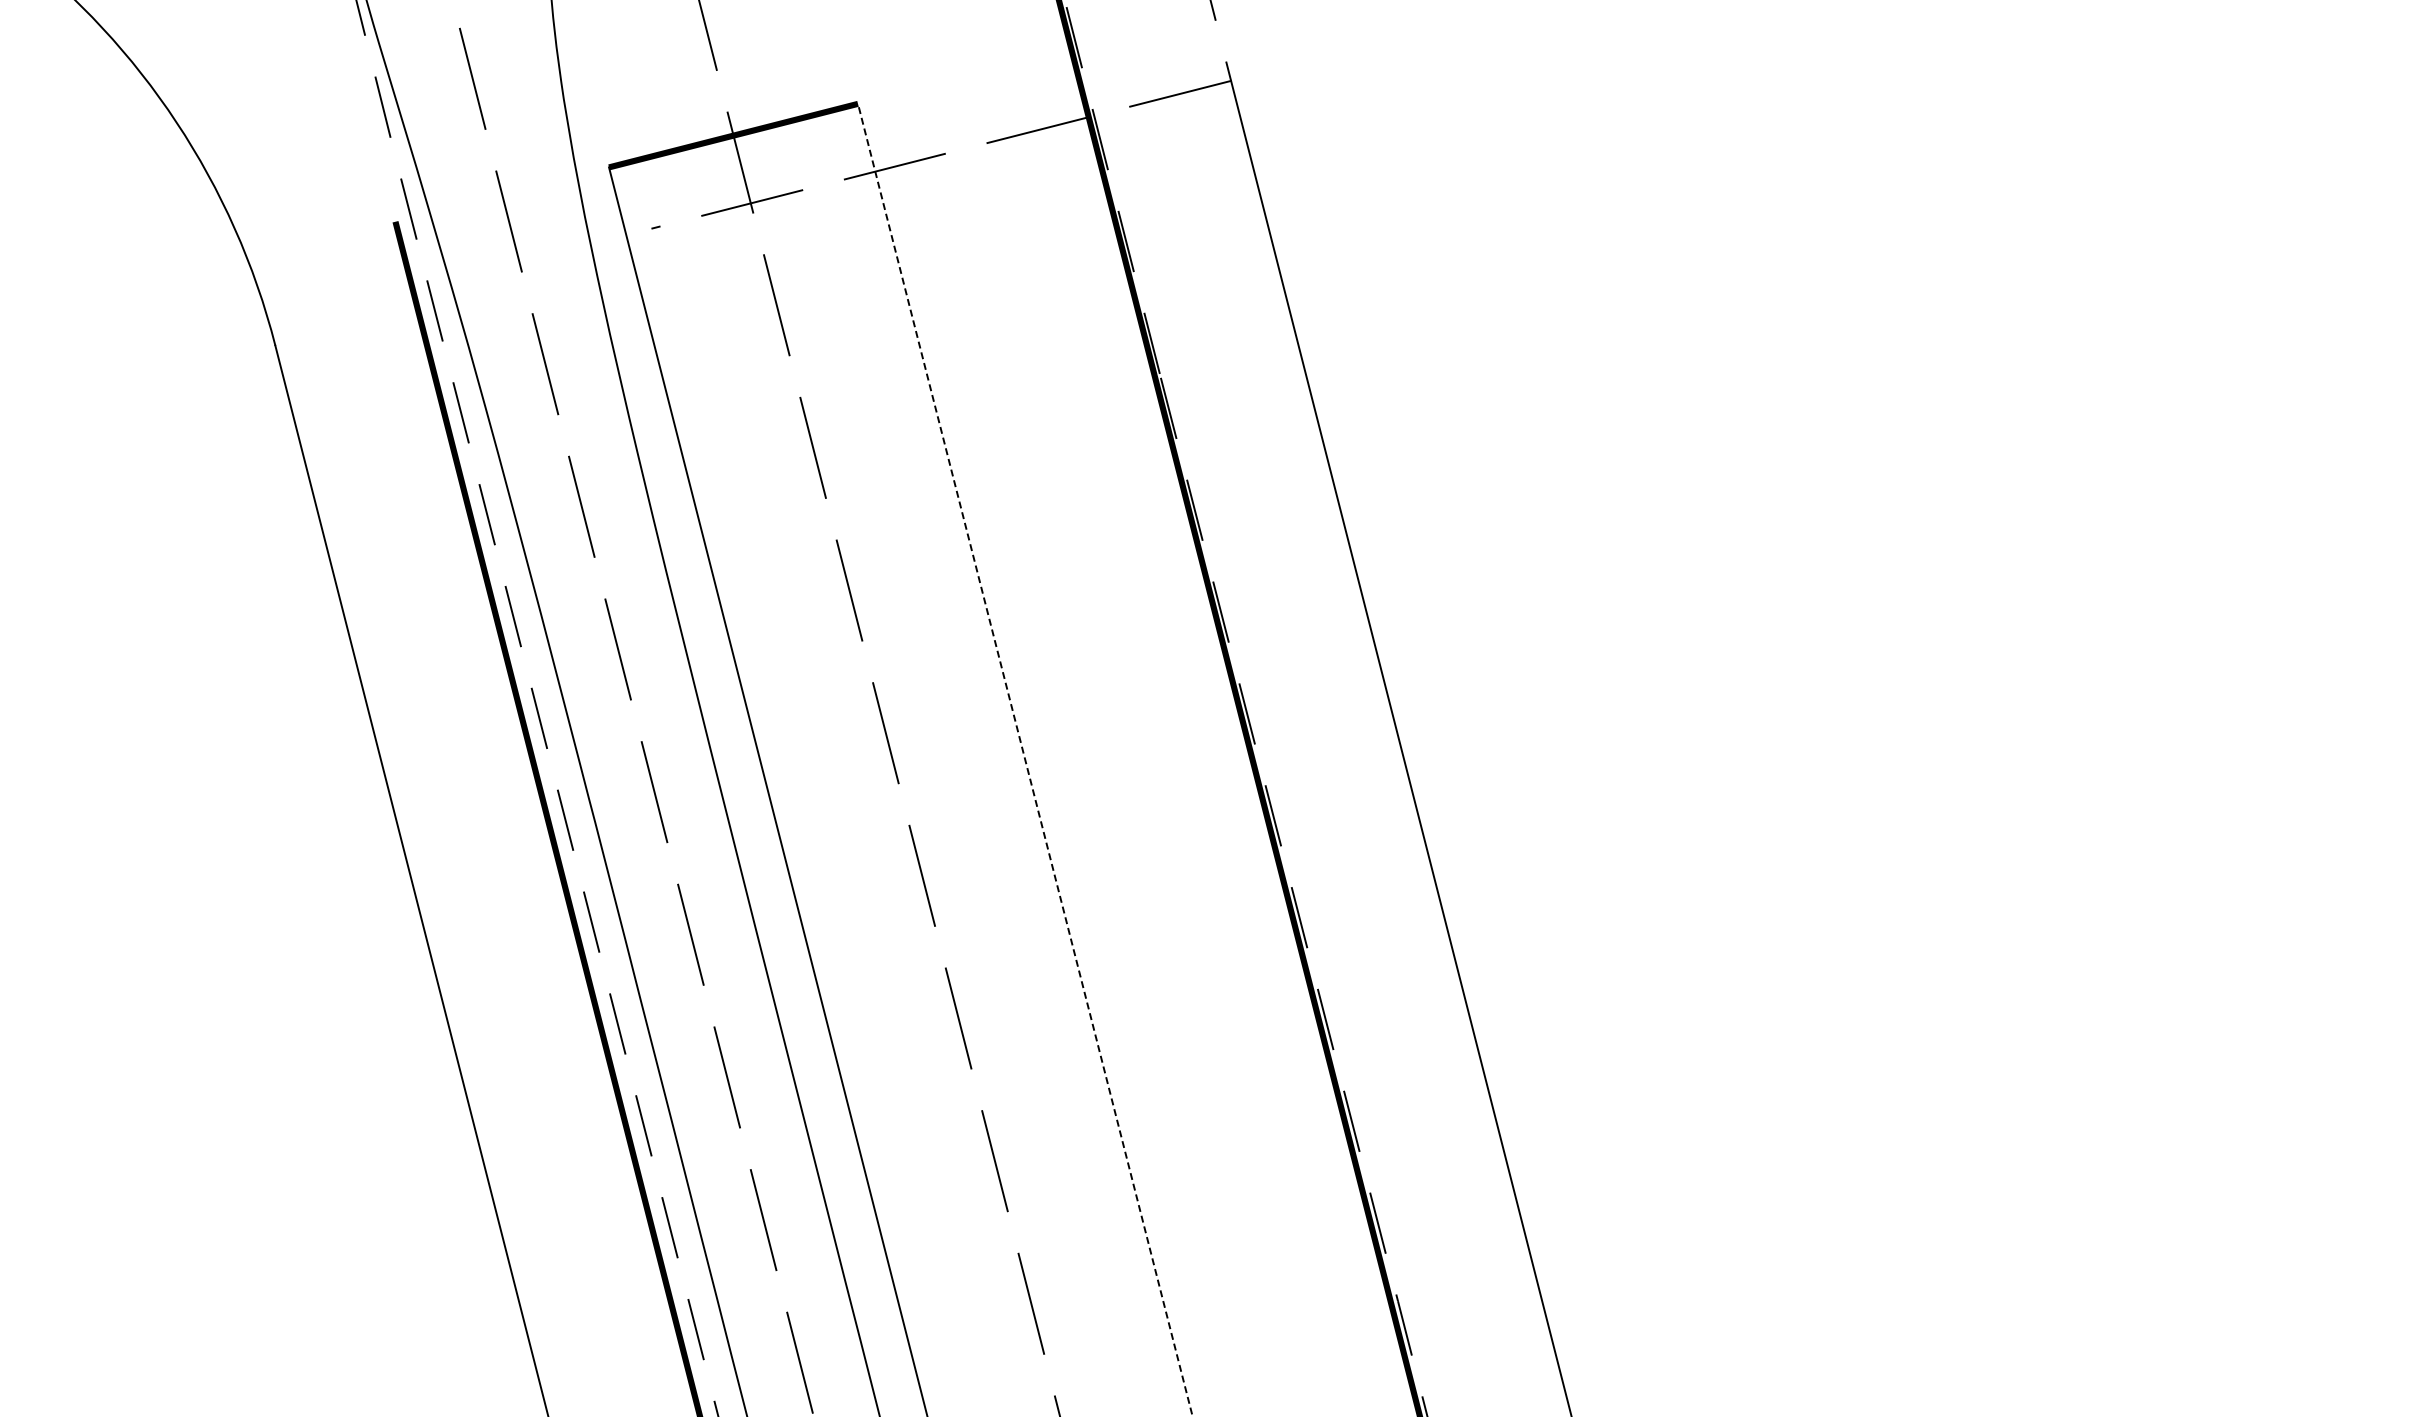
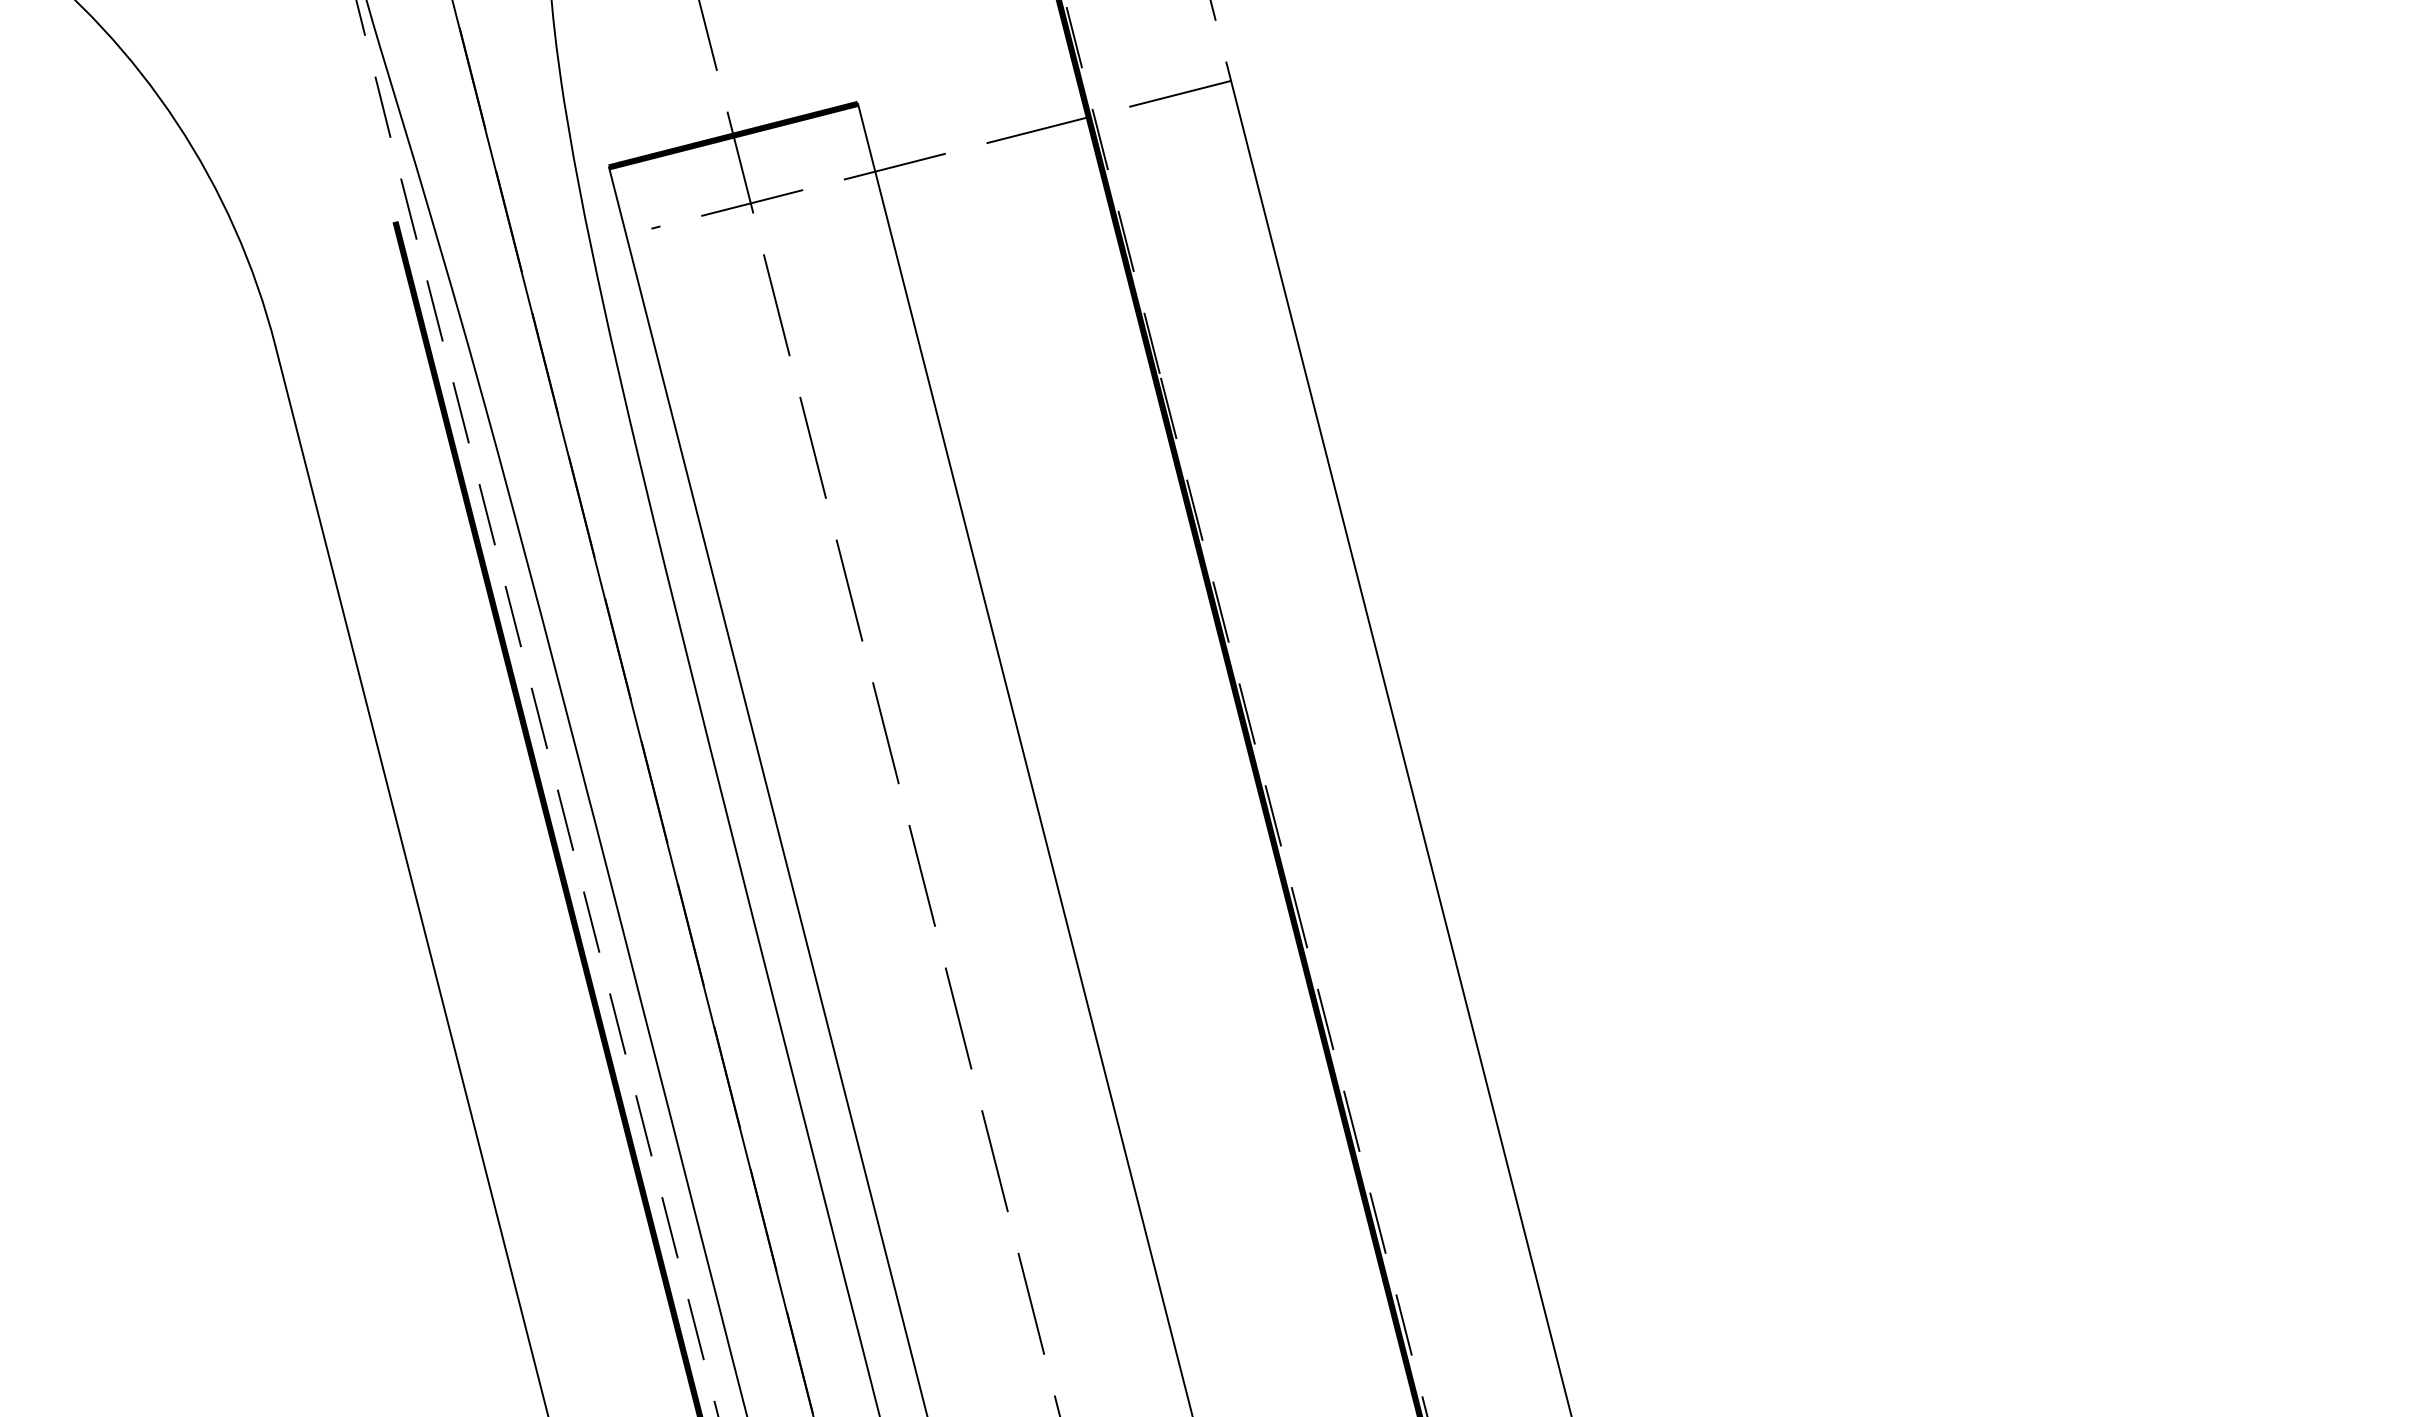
line: none -> present (632, 707)
line: dashed -> solid (1025, 760)
